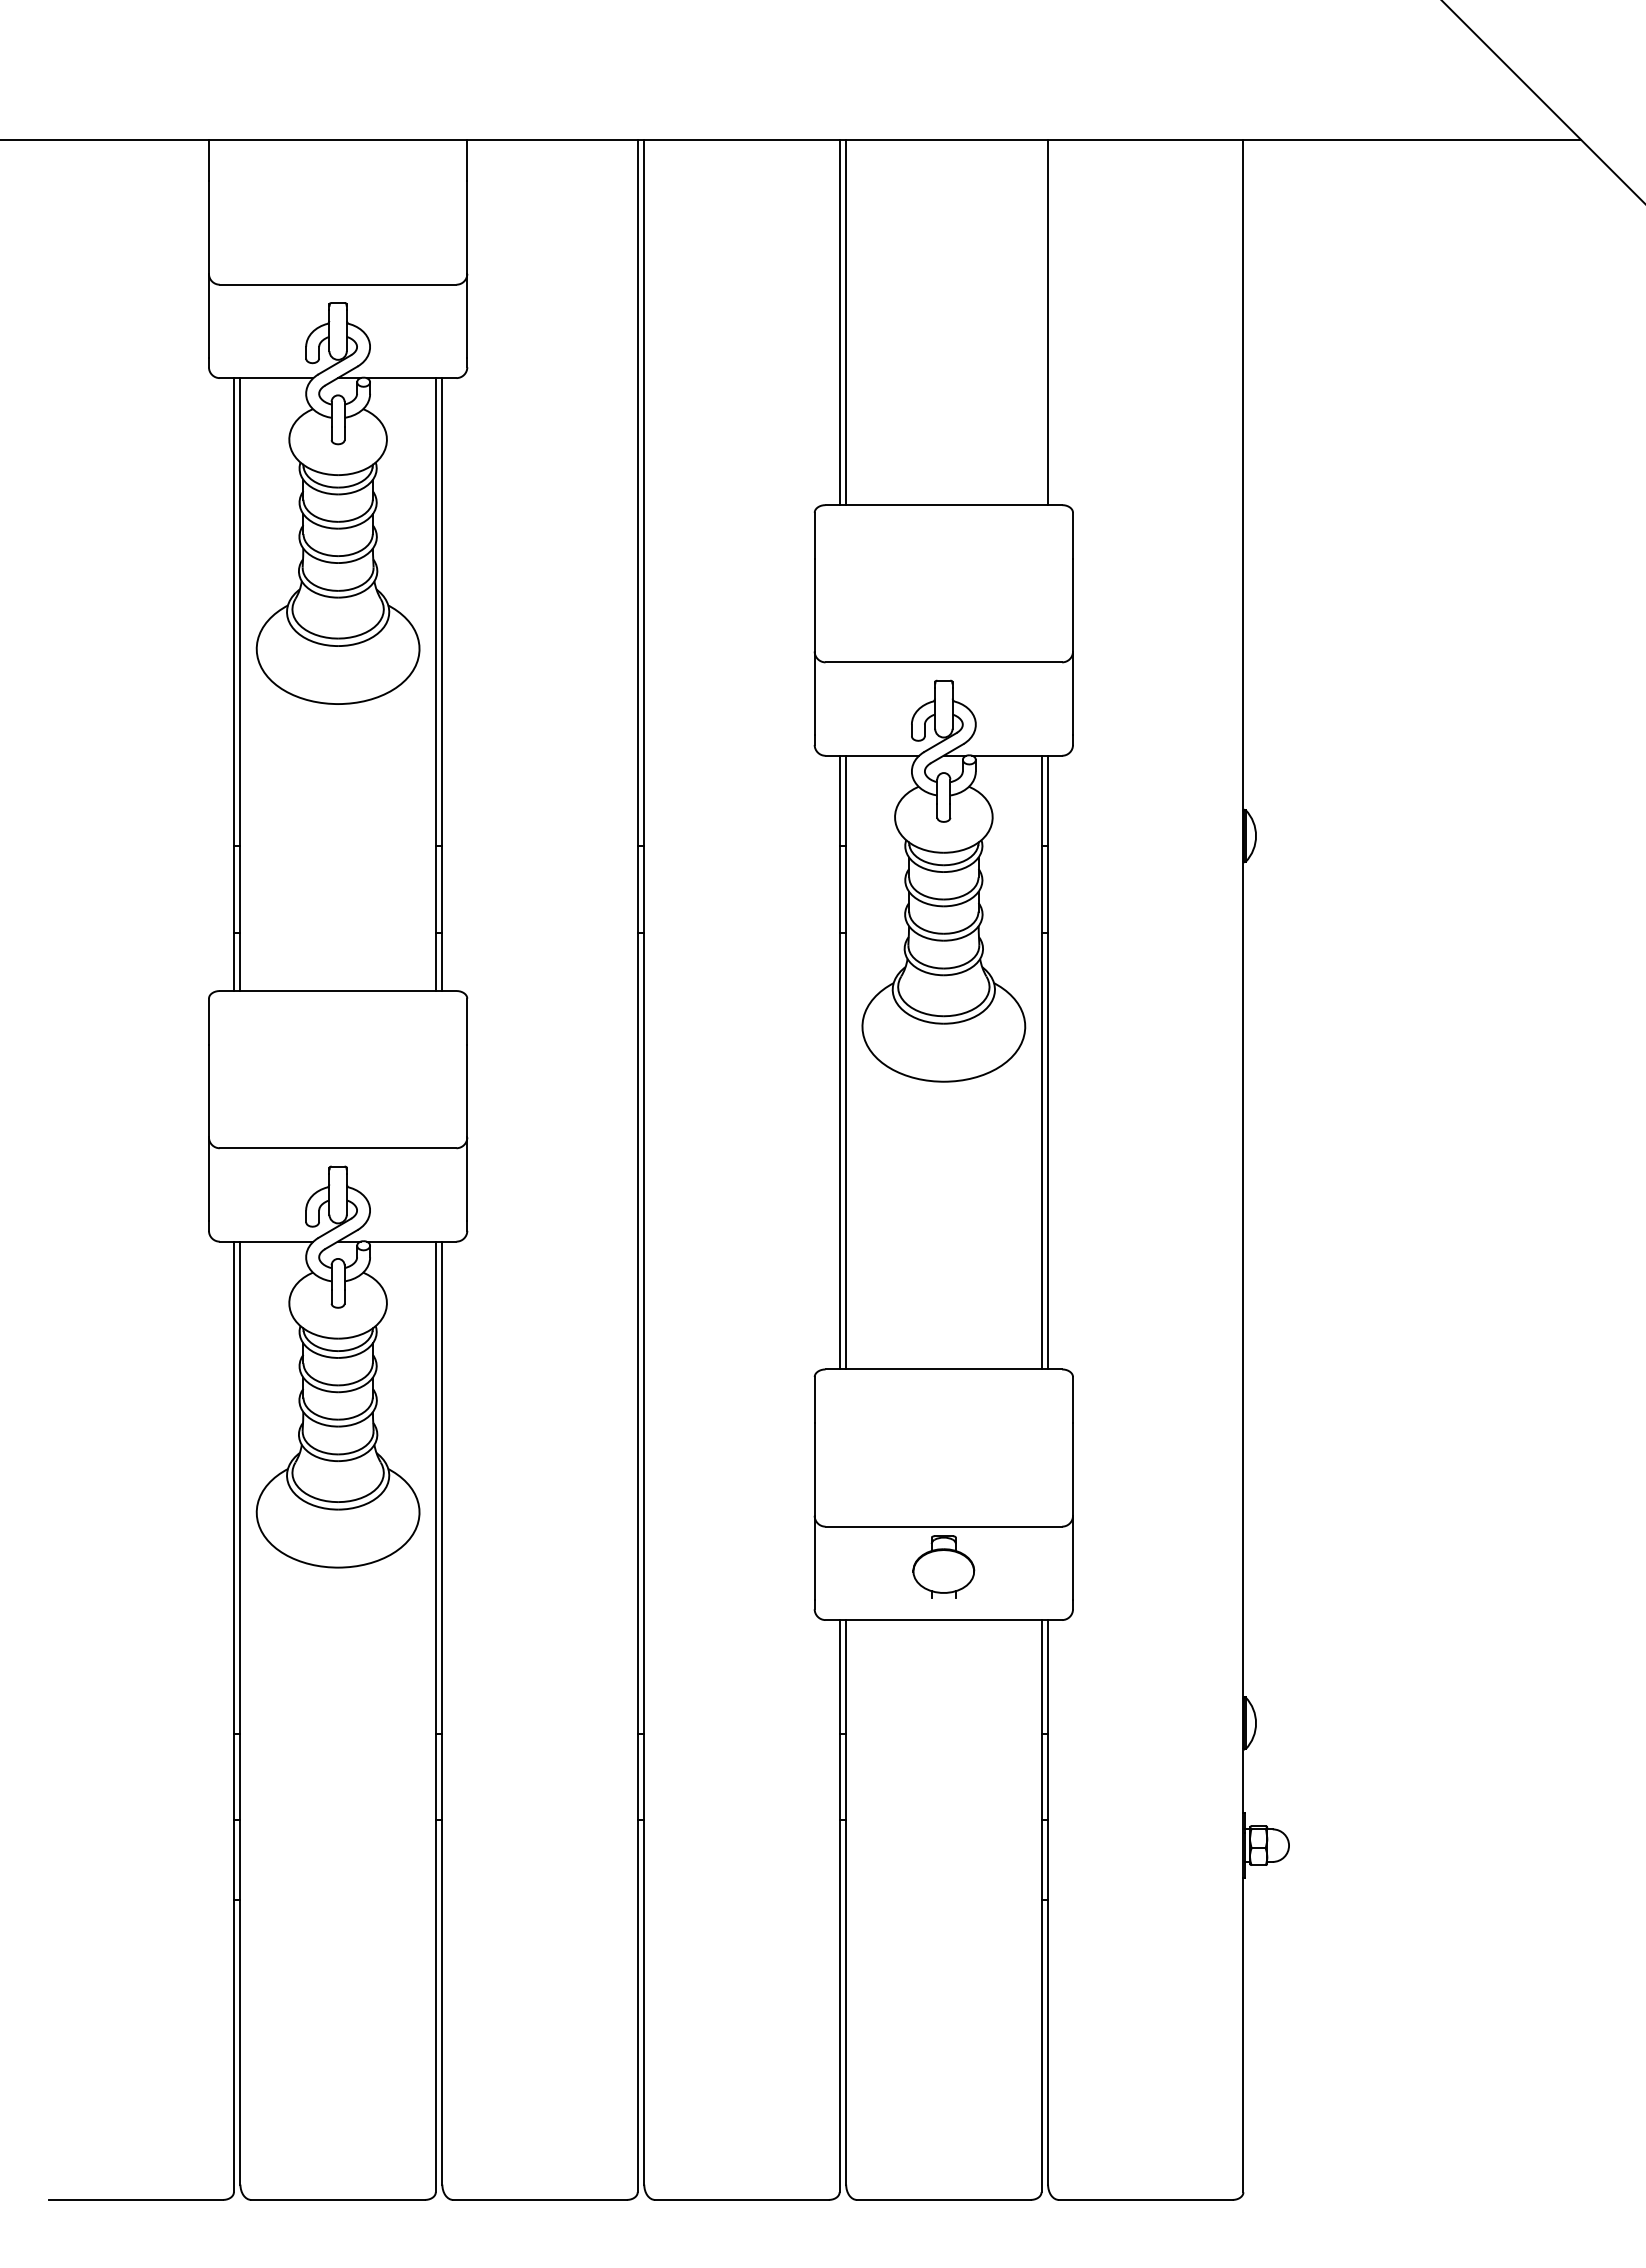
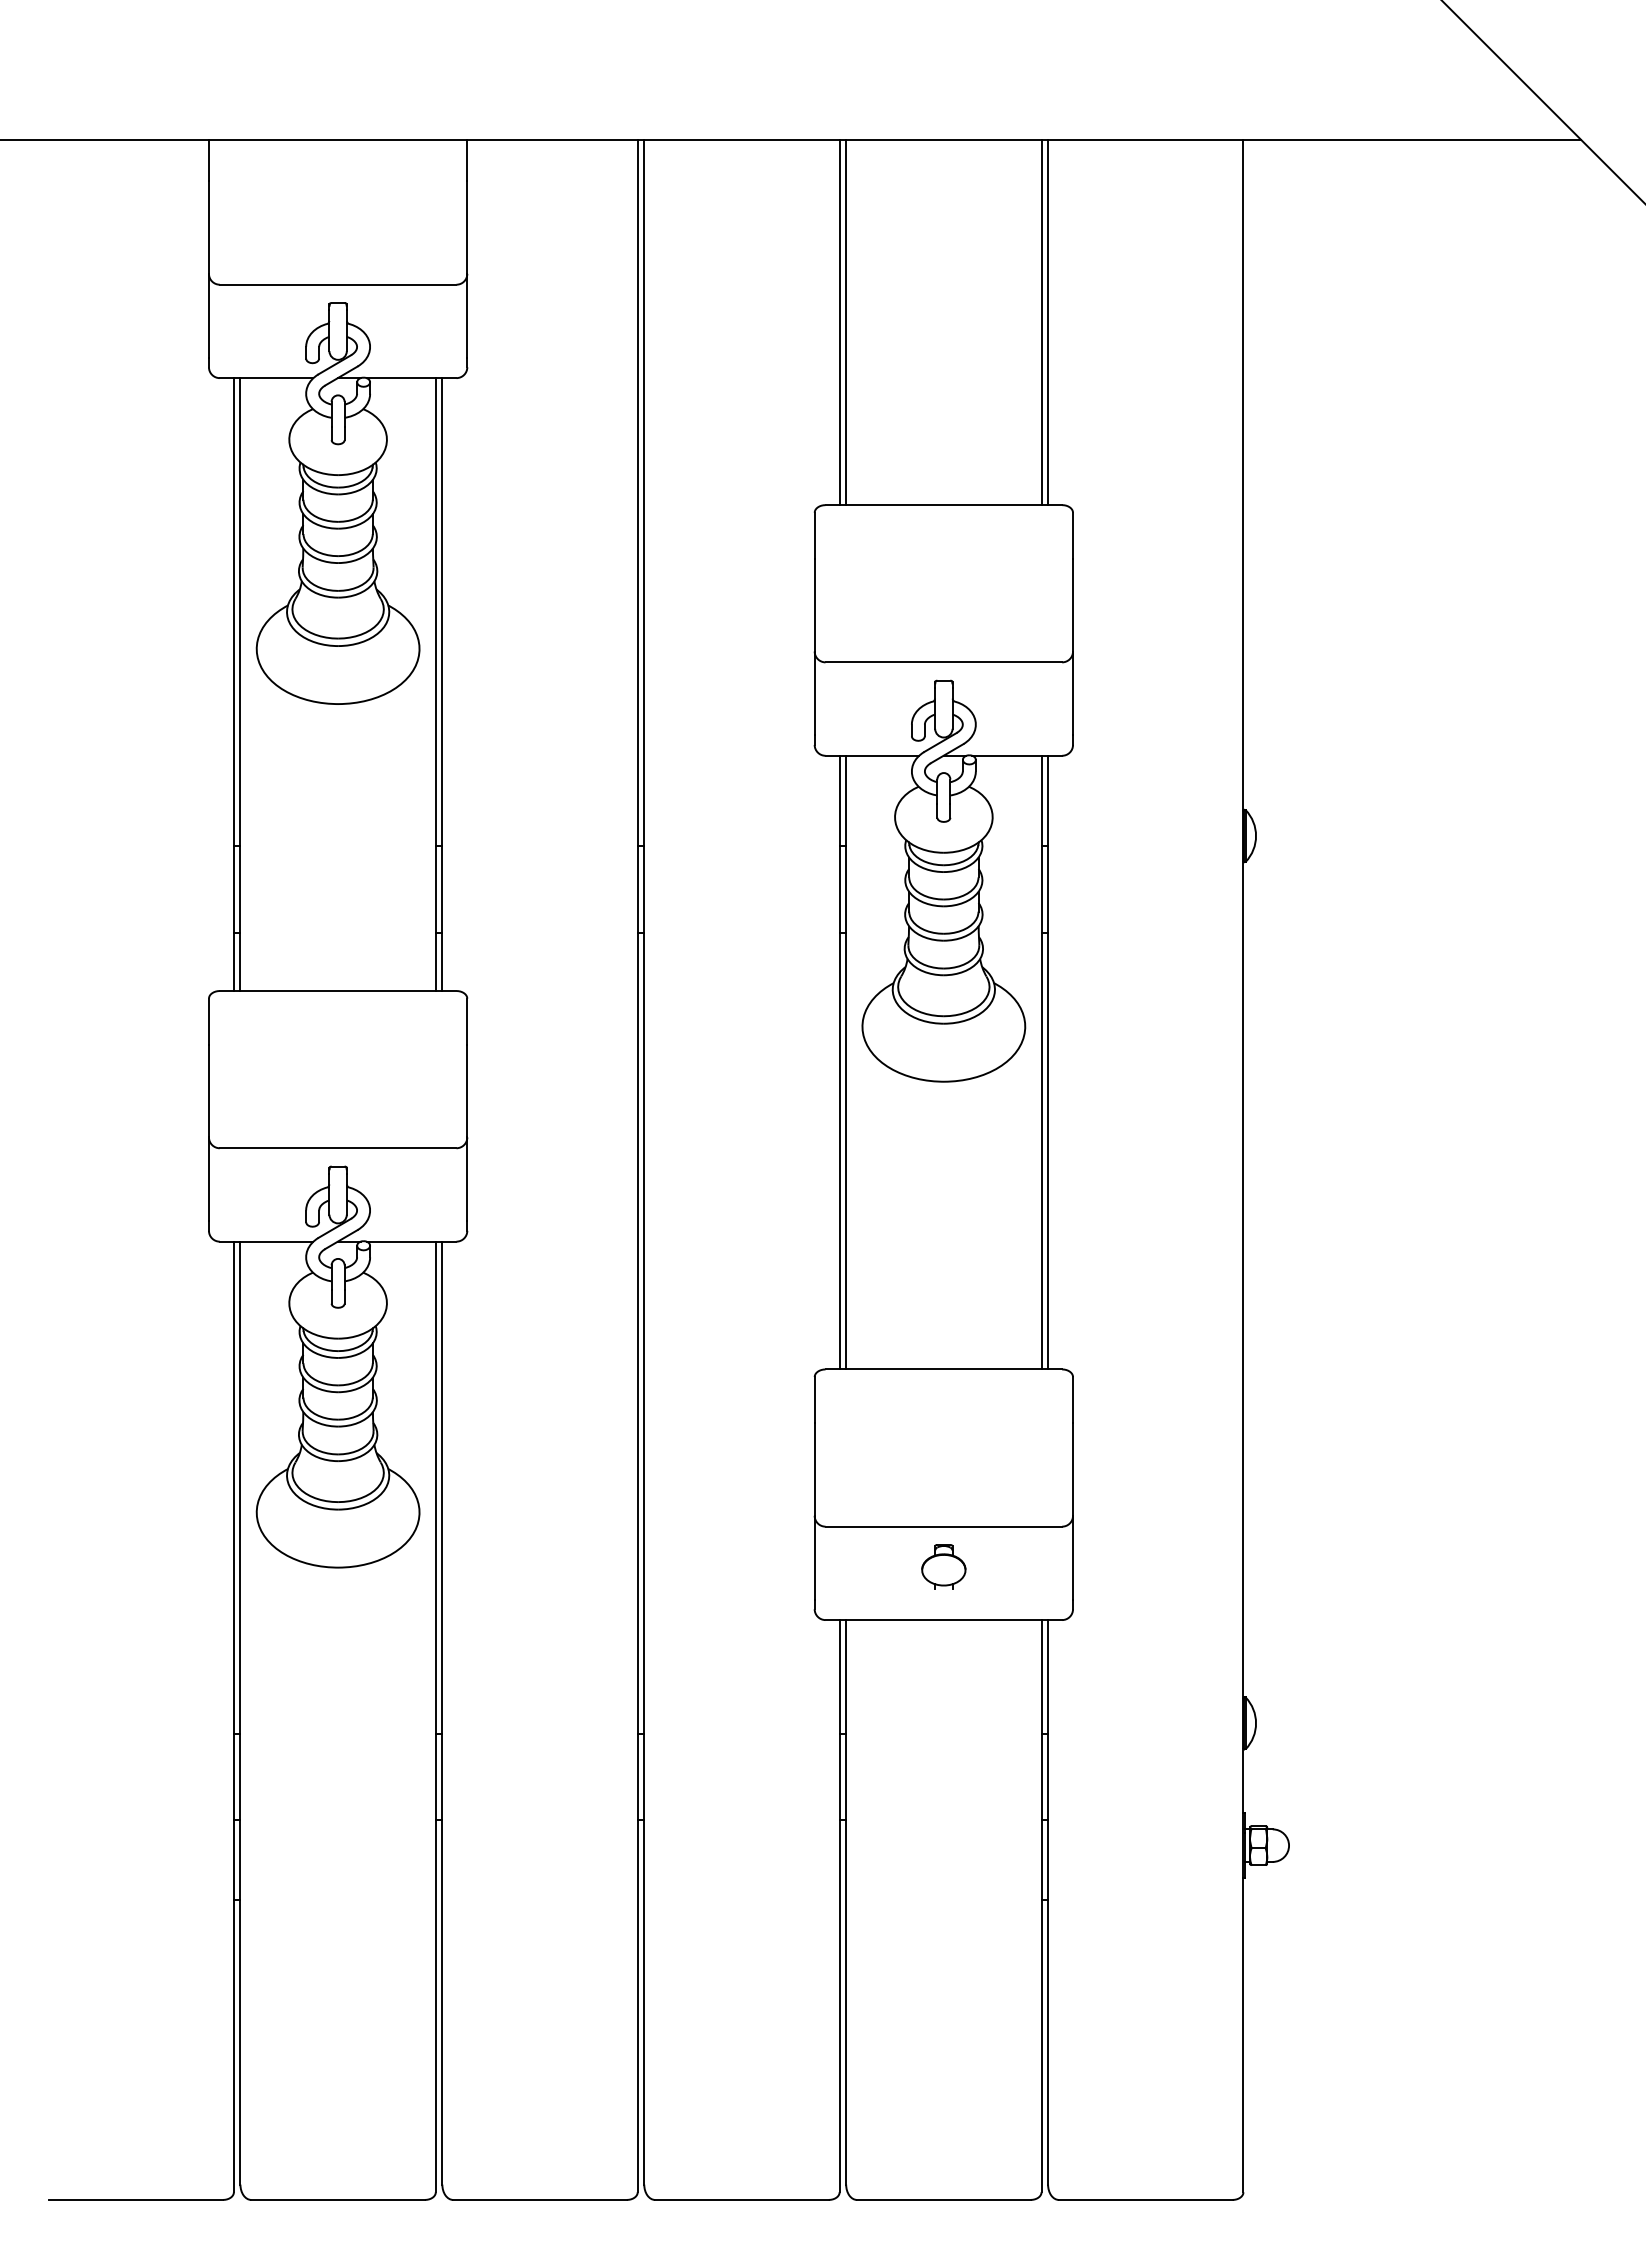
line: none -> present (1041, 322)
part size: 64x64 px -> 46x46 px (943, 1566)
